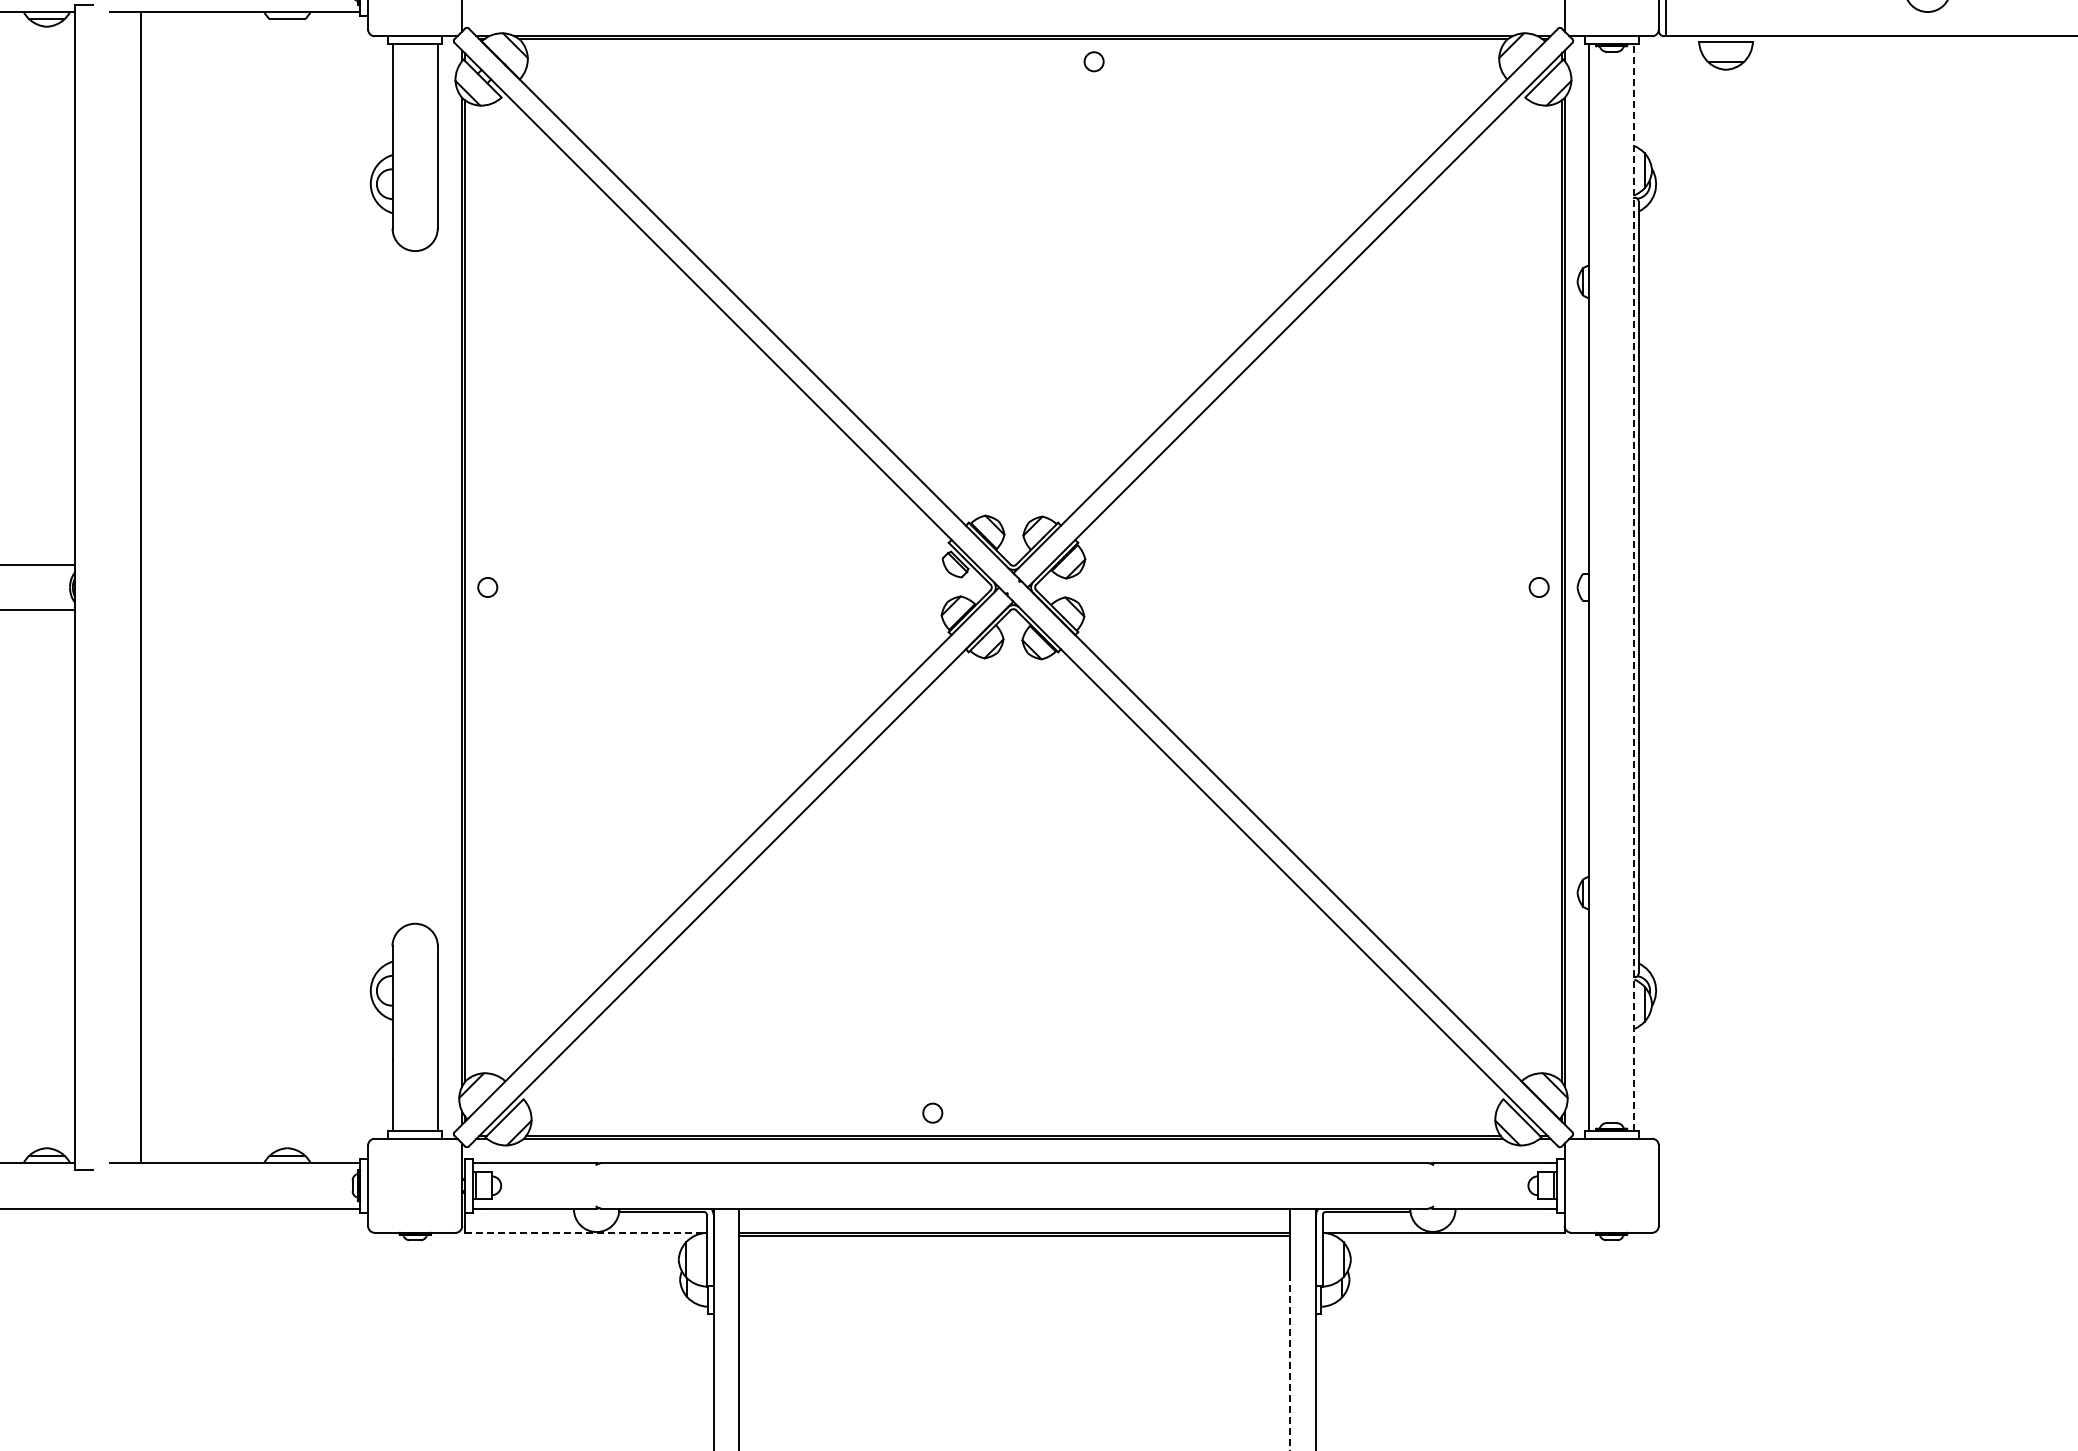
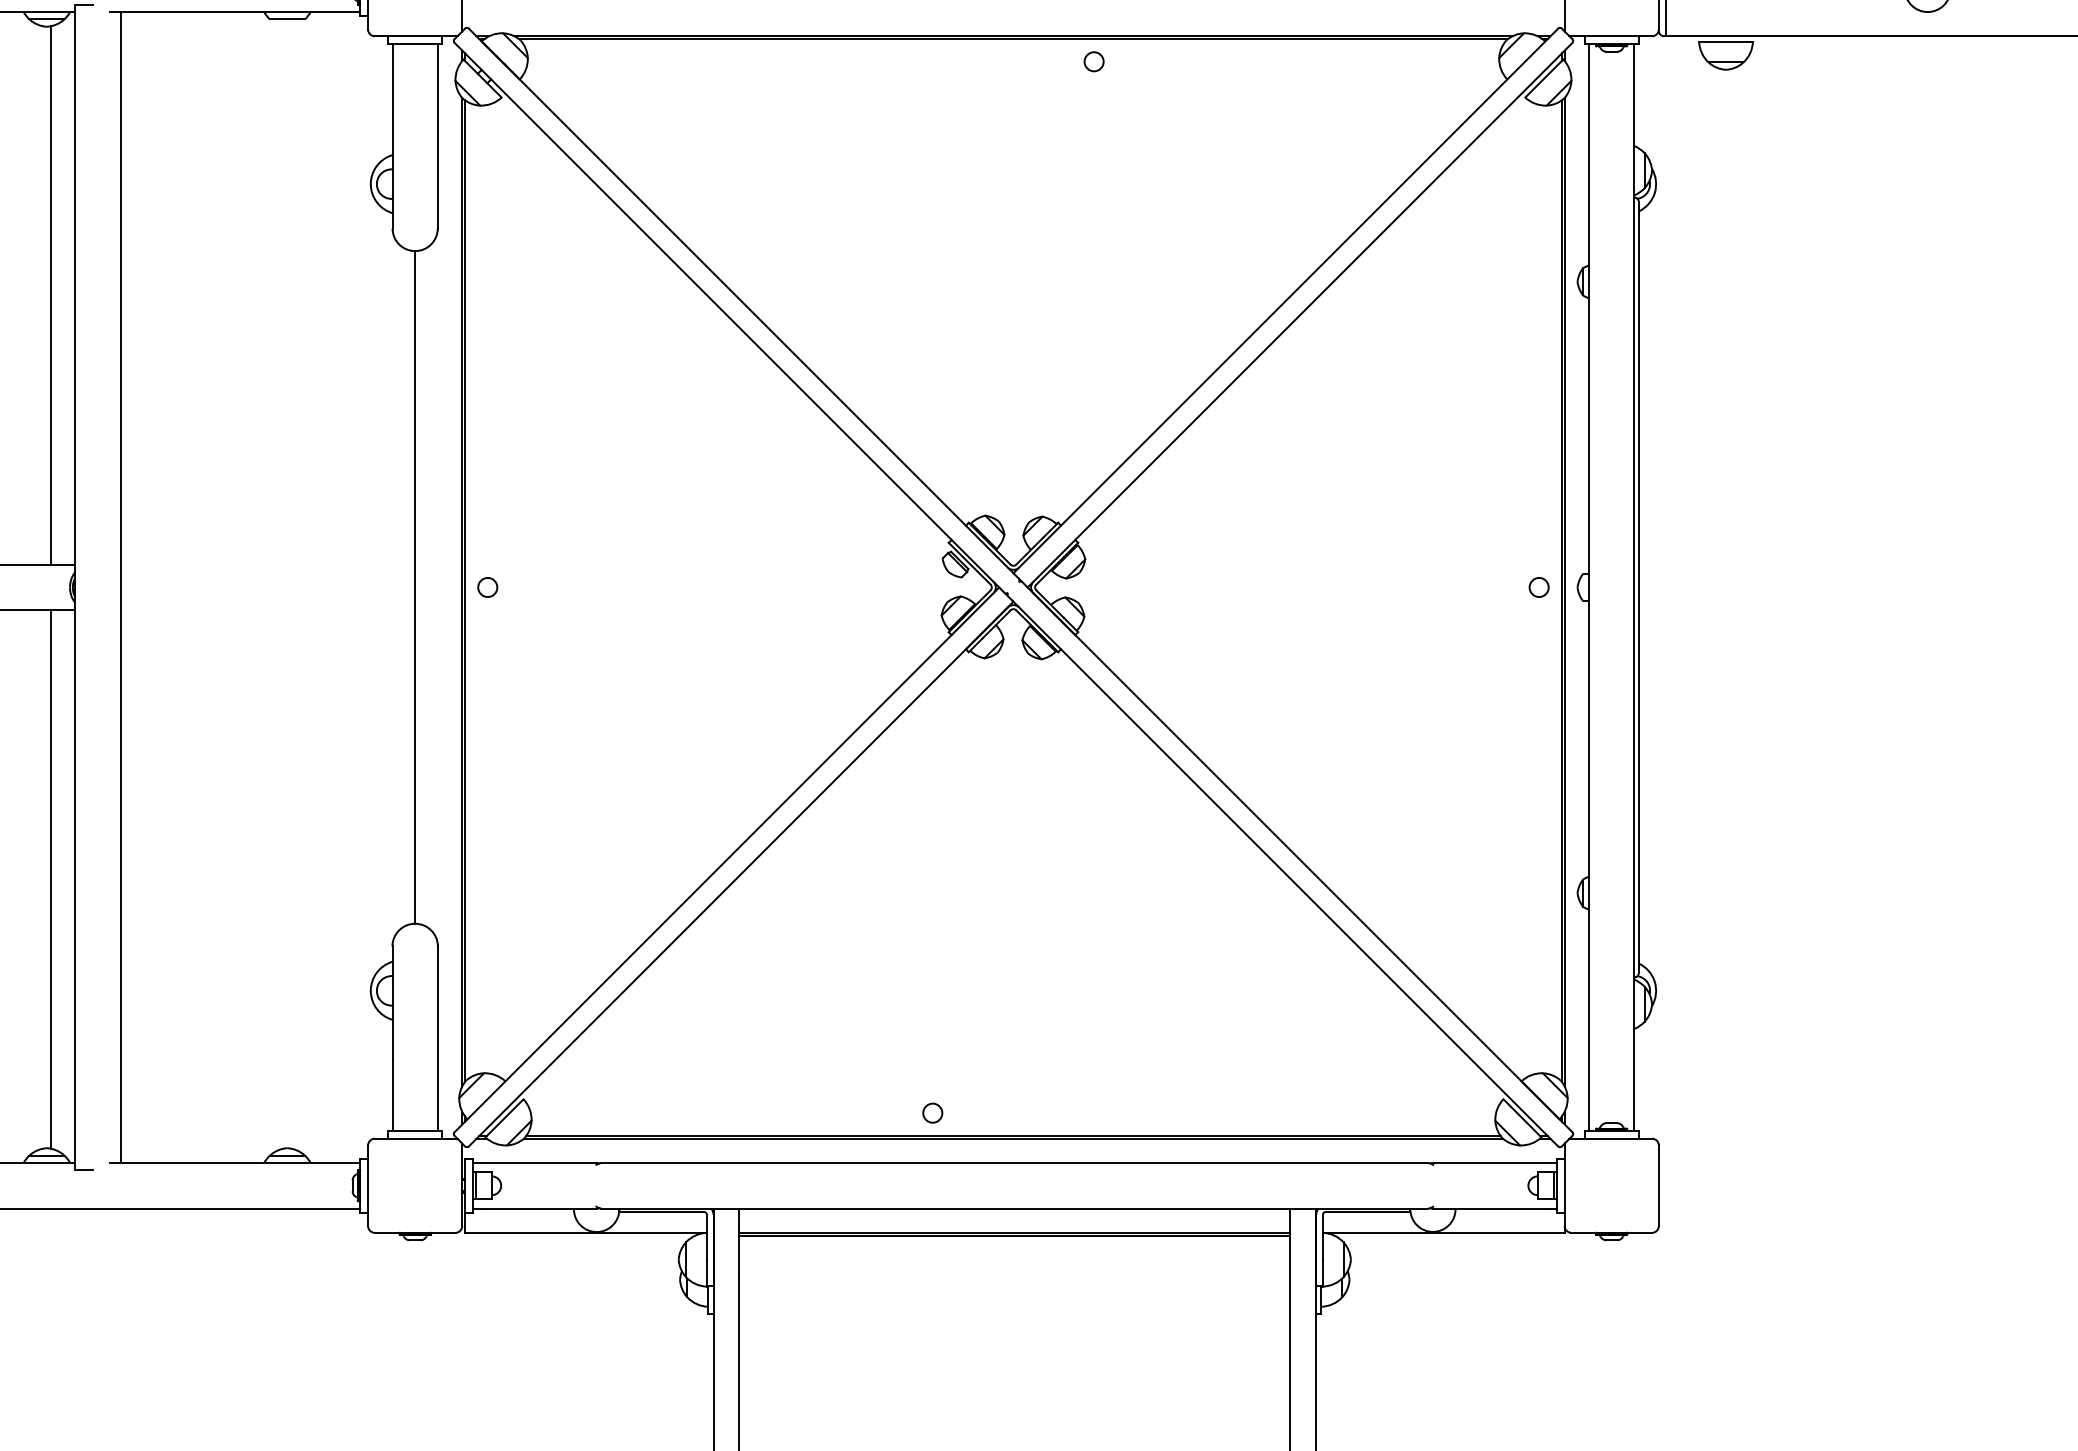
line: none -> present (51, 295)
line position: (140, 587) -> (120, 587) (120, 587)
line: none -> present (415, 587)
line: dashed -> solid (1634, 587)
line: none -> present (51, 879)
line: dashed -> solid (585, 1232)
line: dashed -> solid (1290, 1362)
